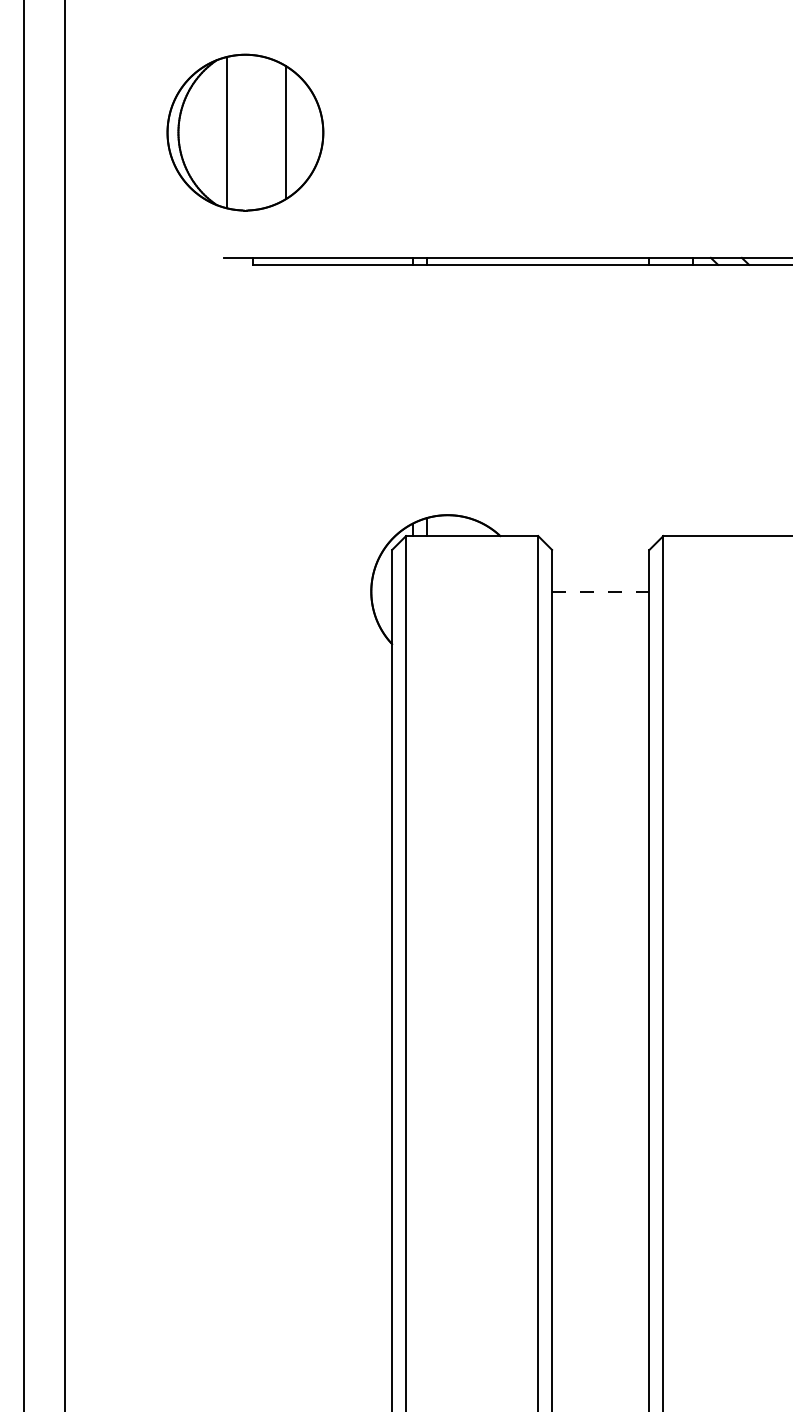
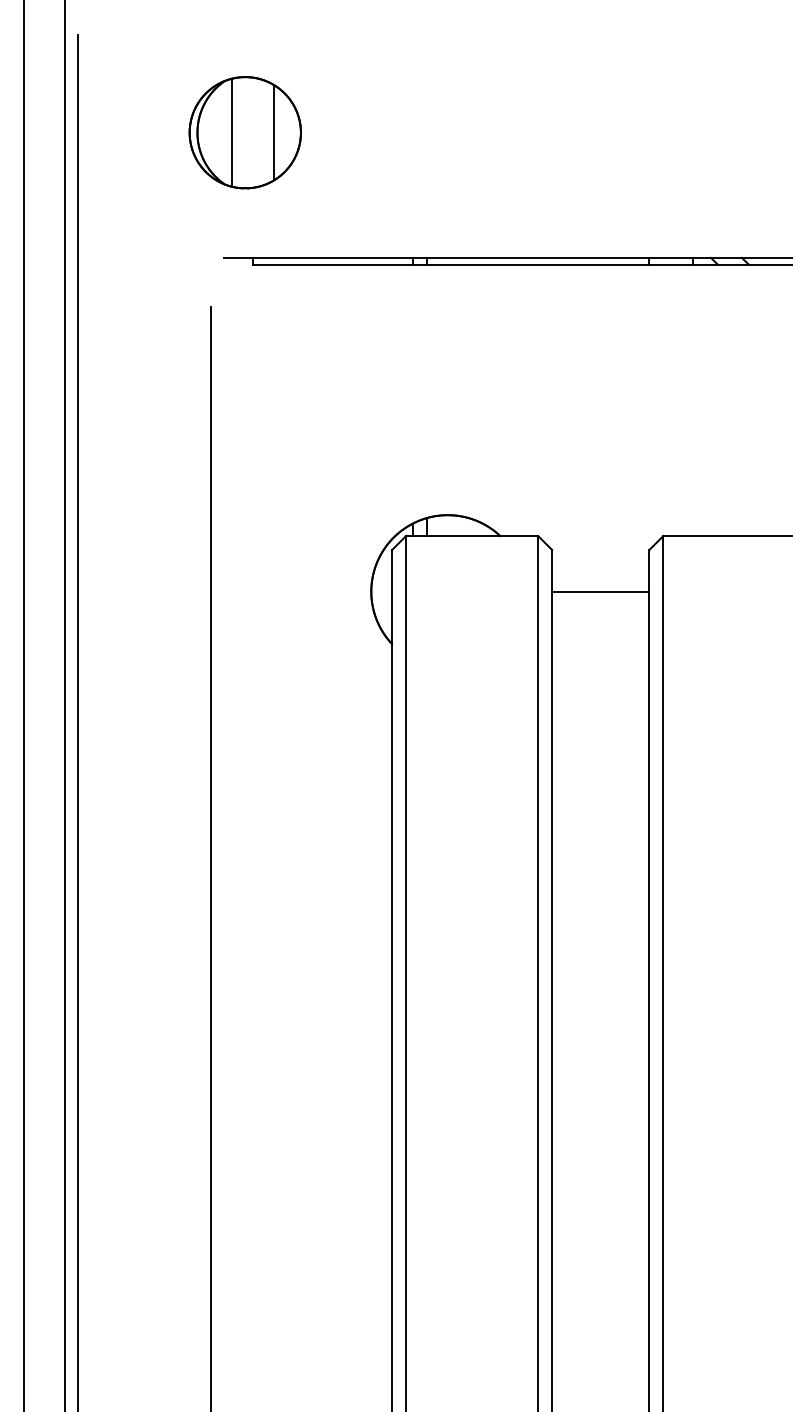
part size: 159x159 px -> 114x114 px (244, 132)
line: dashed -> solid (600, 591)
line: none -> present (78, 721)
line: none -> present (211, 857)
